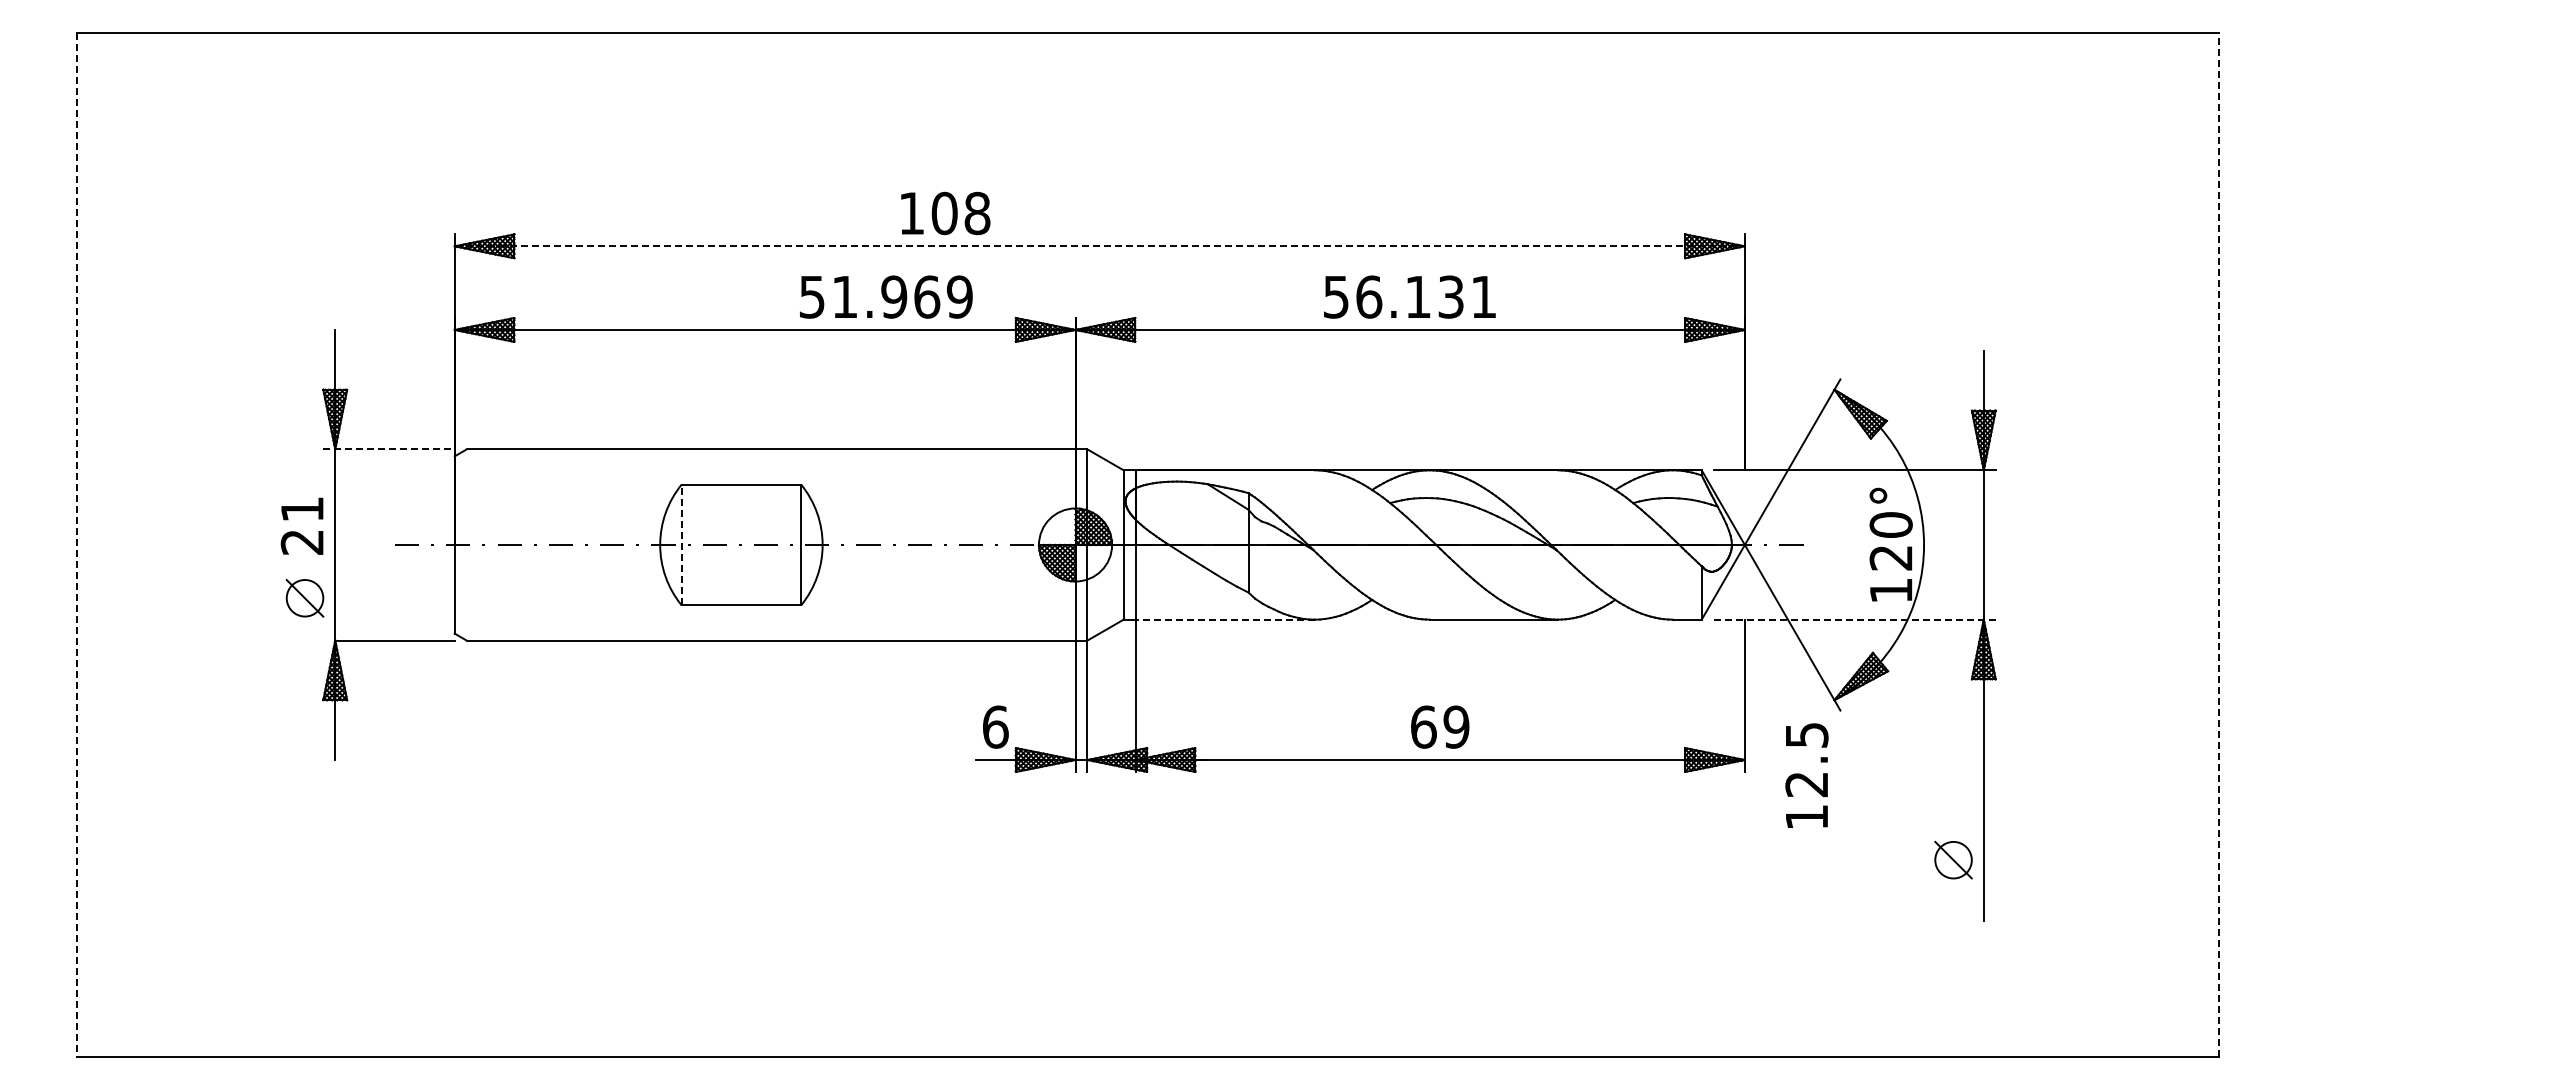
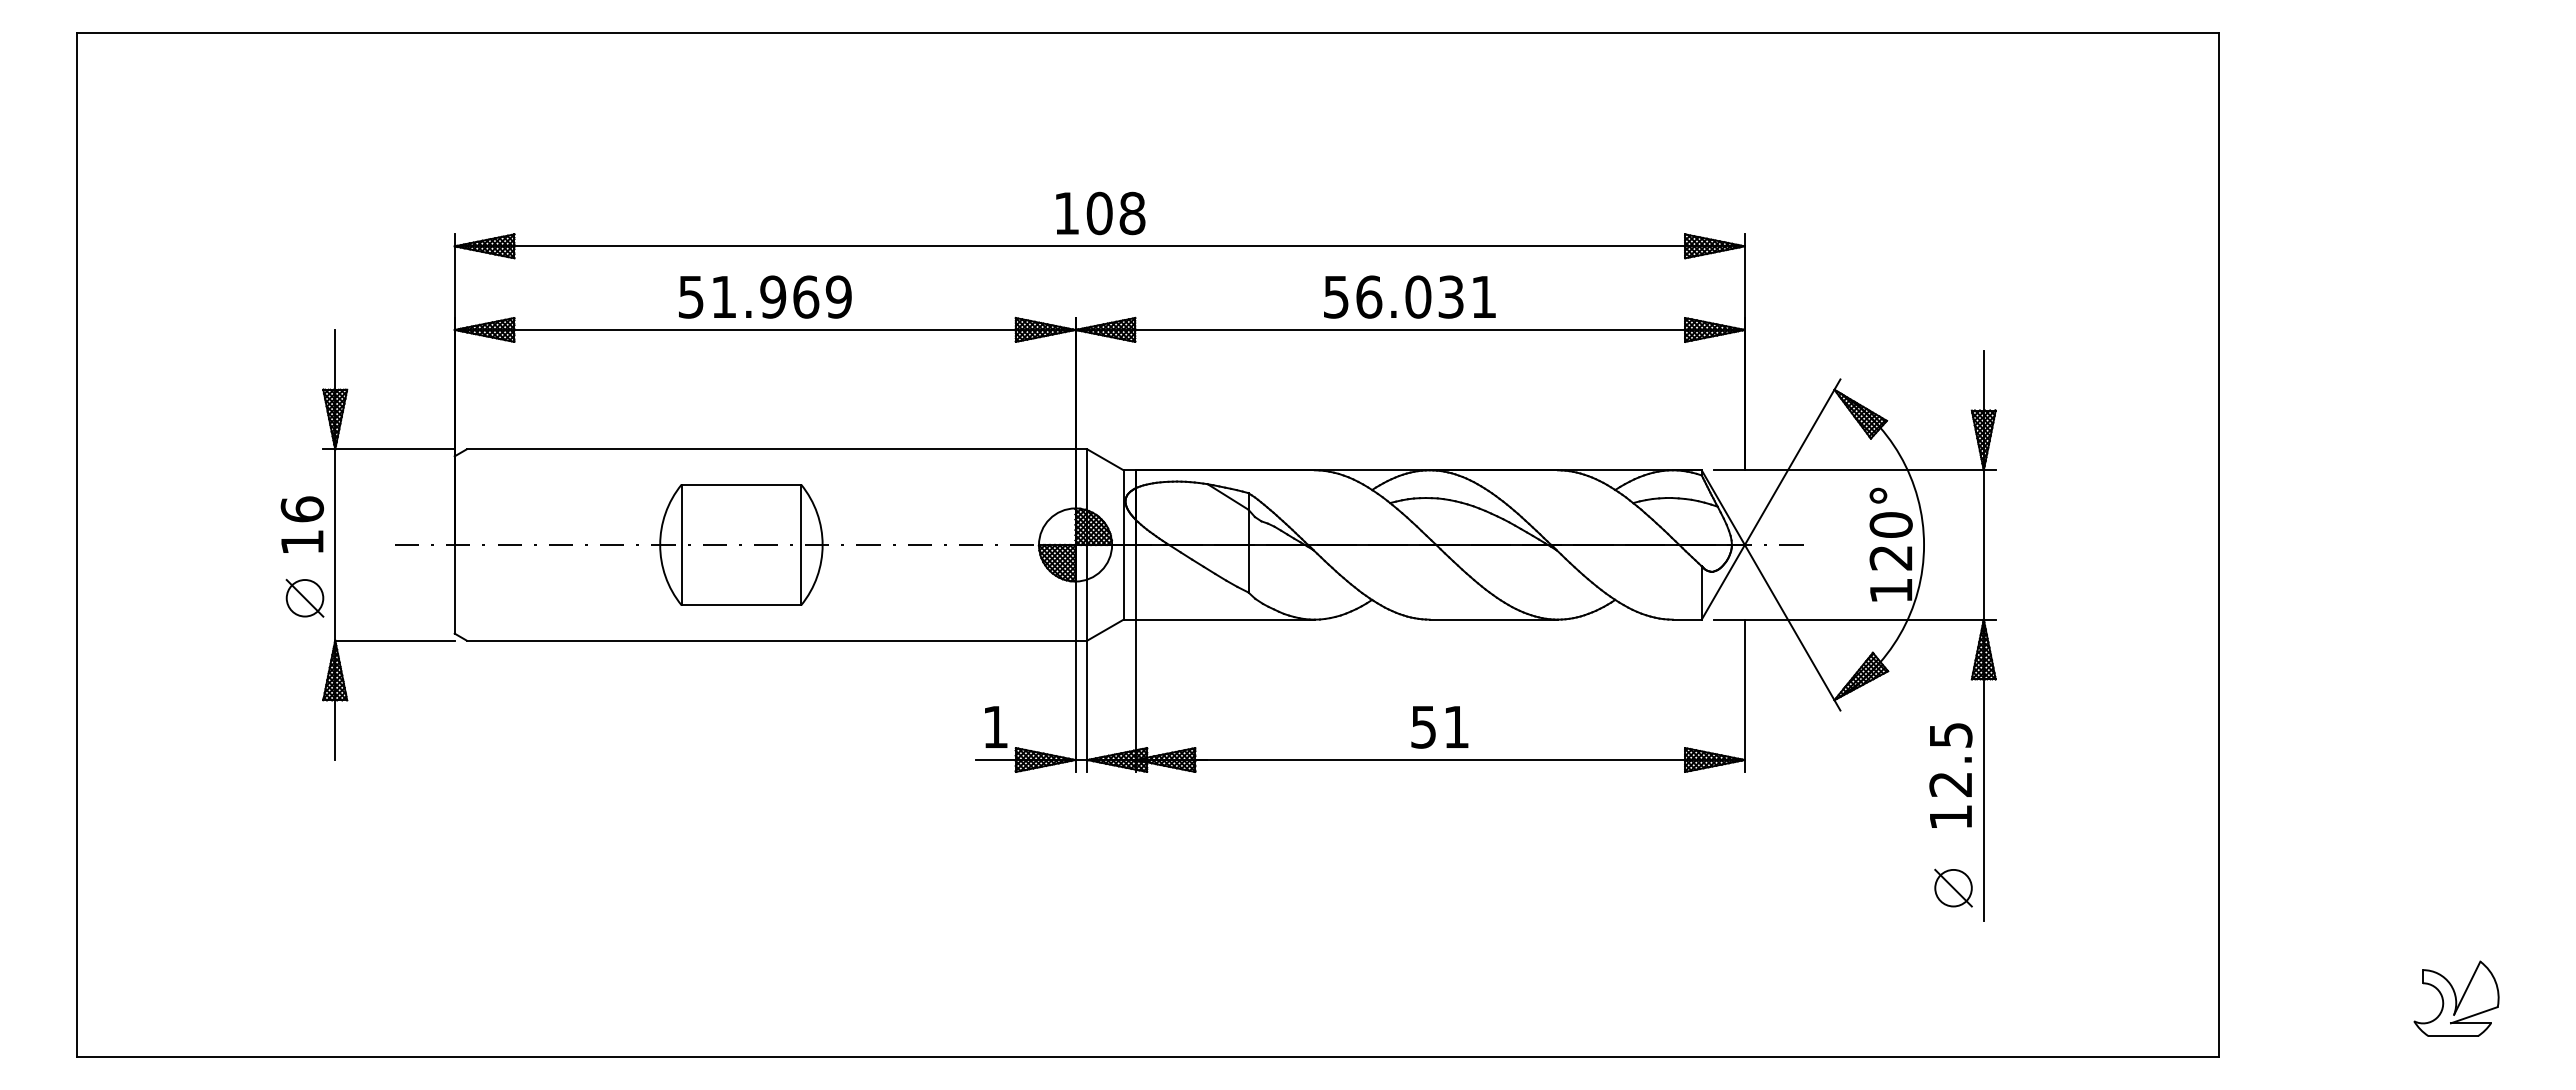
text position: (945, 213) -> (1100, 213) (1100, 213)
line: dashed -> solid (1100, 246)
text position: (886, 296) -> (765, 296) (765, 296)
text: 56.131 -> 56.031 (1418, 296)
line: dashed -> solid (389, 449)
text: 21 -> 16 (302, 525)
line: dashed -> solid (681, 544)
line: dashed -> solid (2219, 544)
line: dashed -> solid (77, 545)
line: dashed -> solid (1225, 619)
line: dashed -> solid (1855, 619)
text: 6 -> 1 (995, 726)
text: 69 -> 51 (1440, 726)
text position: (1806, 775) -> (1950, 775) (1950, 775)
part position: (1953, 859) -> (1953, 887) (1953, 887)
part: none -> present (2456, 998)
